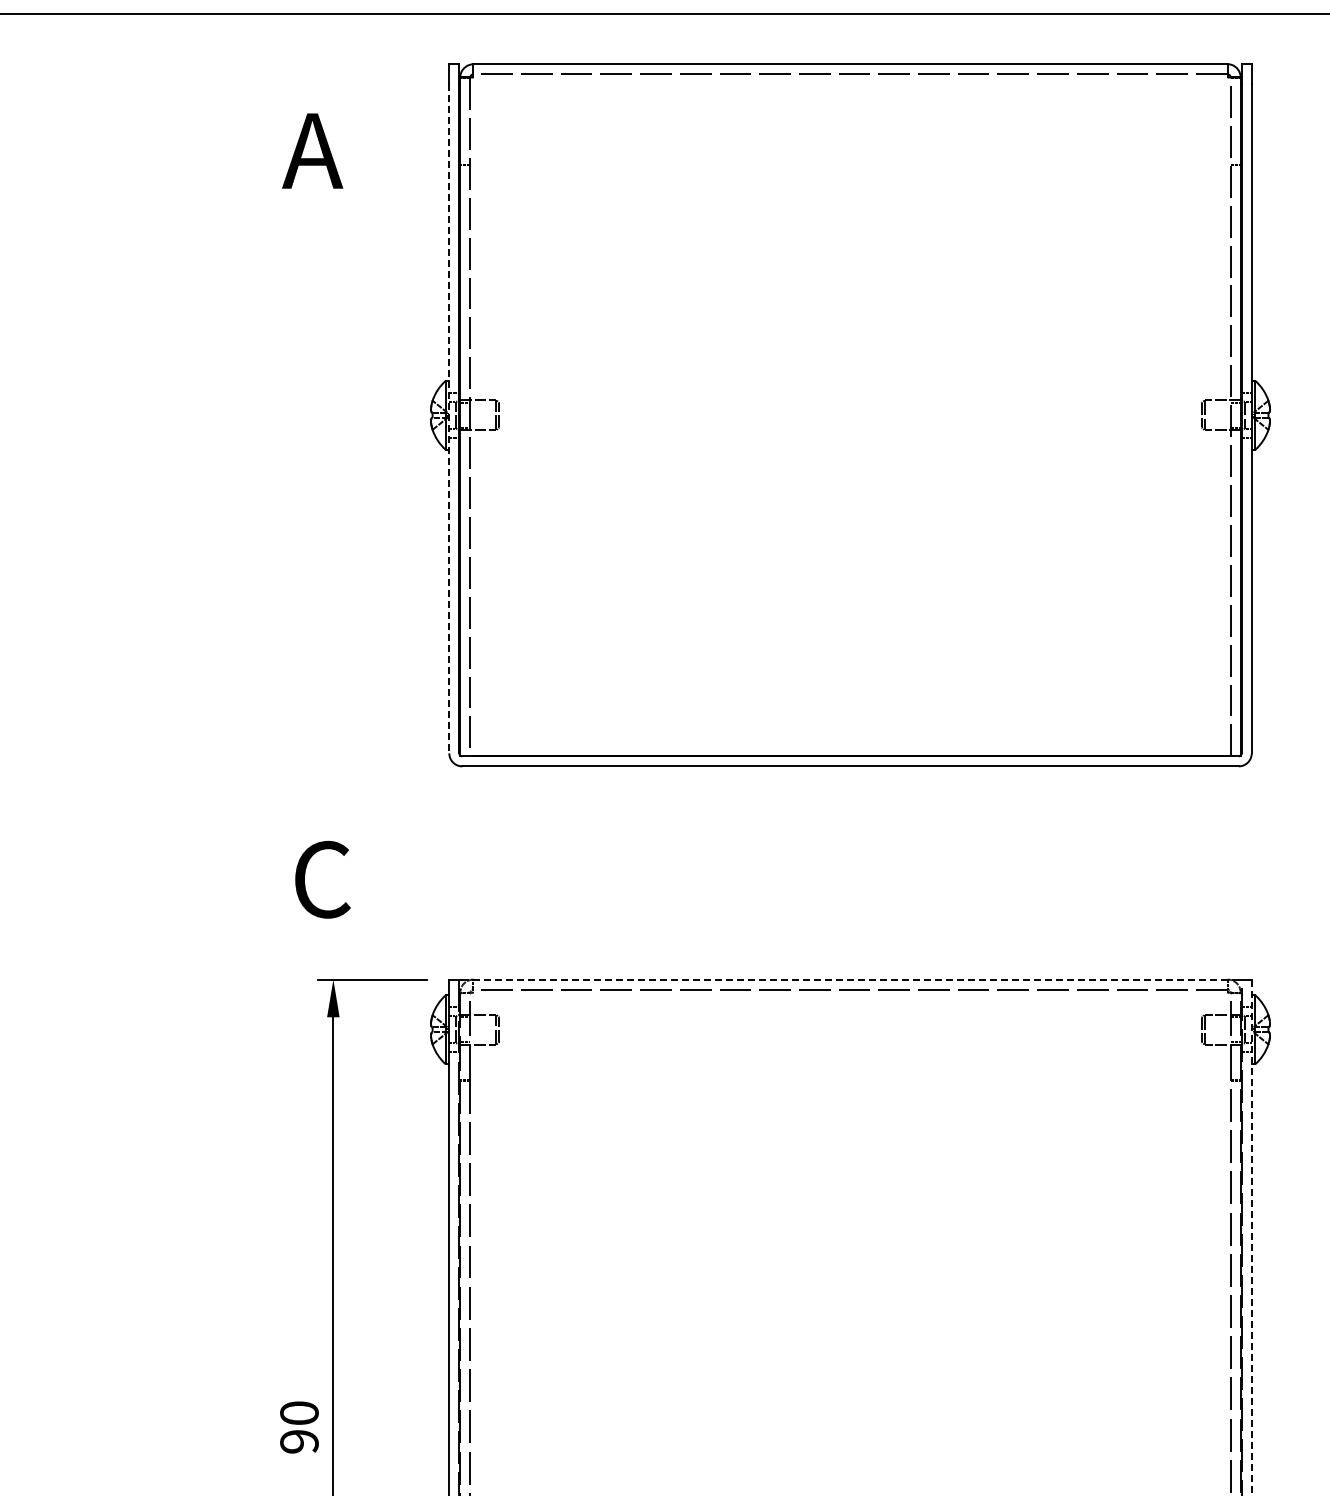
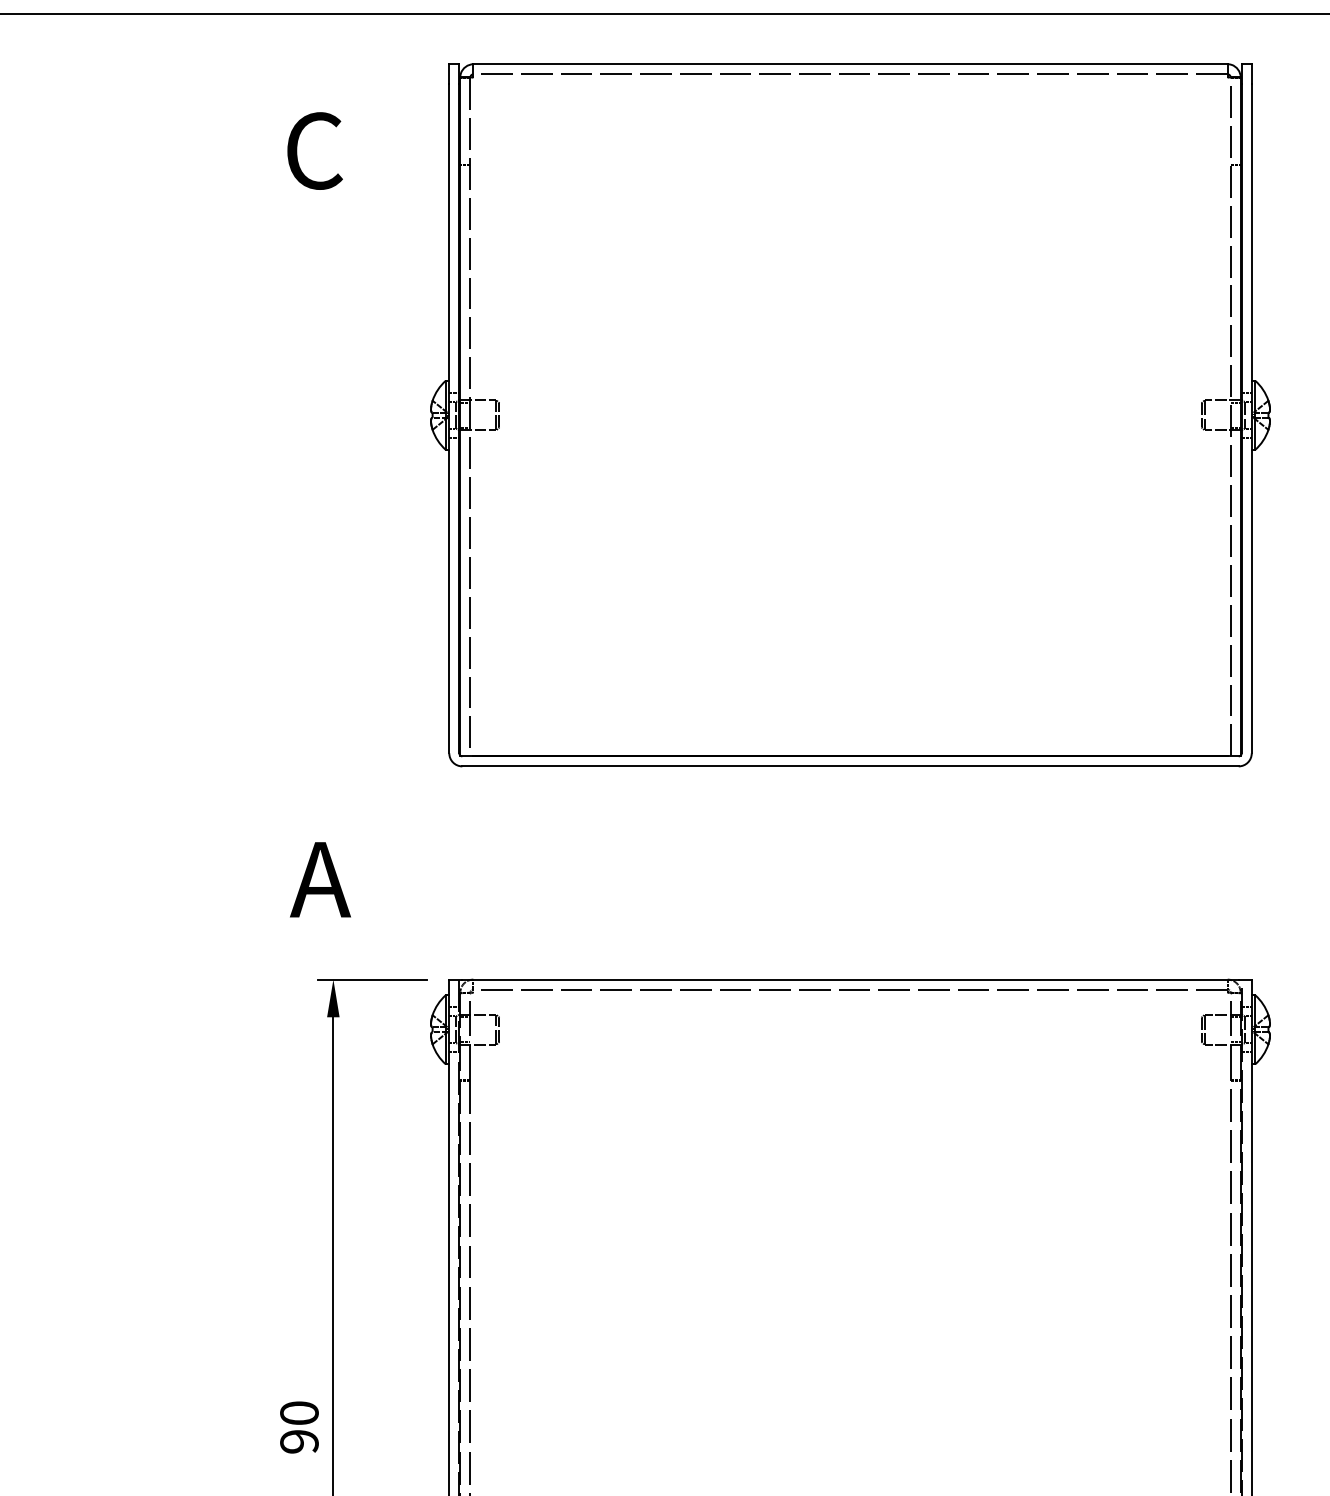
text: A -> C (312, 150)
line: dashed -> solid (449, 418)
text: C -> A (320, 879)
line: dashed -> solid (850, 979)
line: dashed -> solid (1251, 1237)
